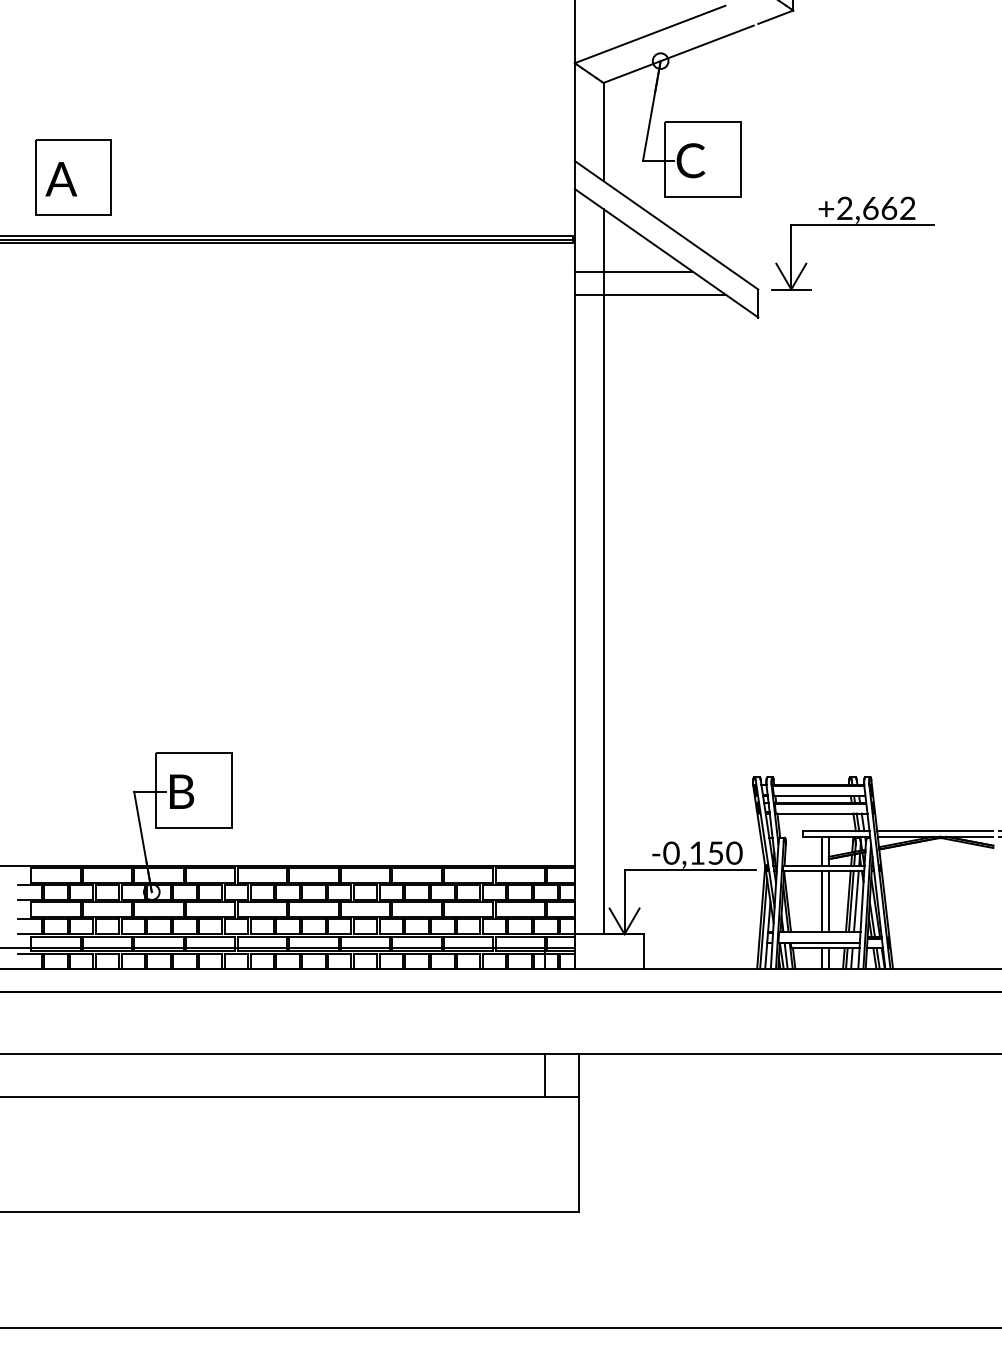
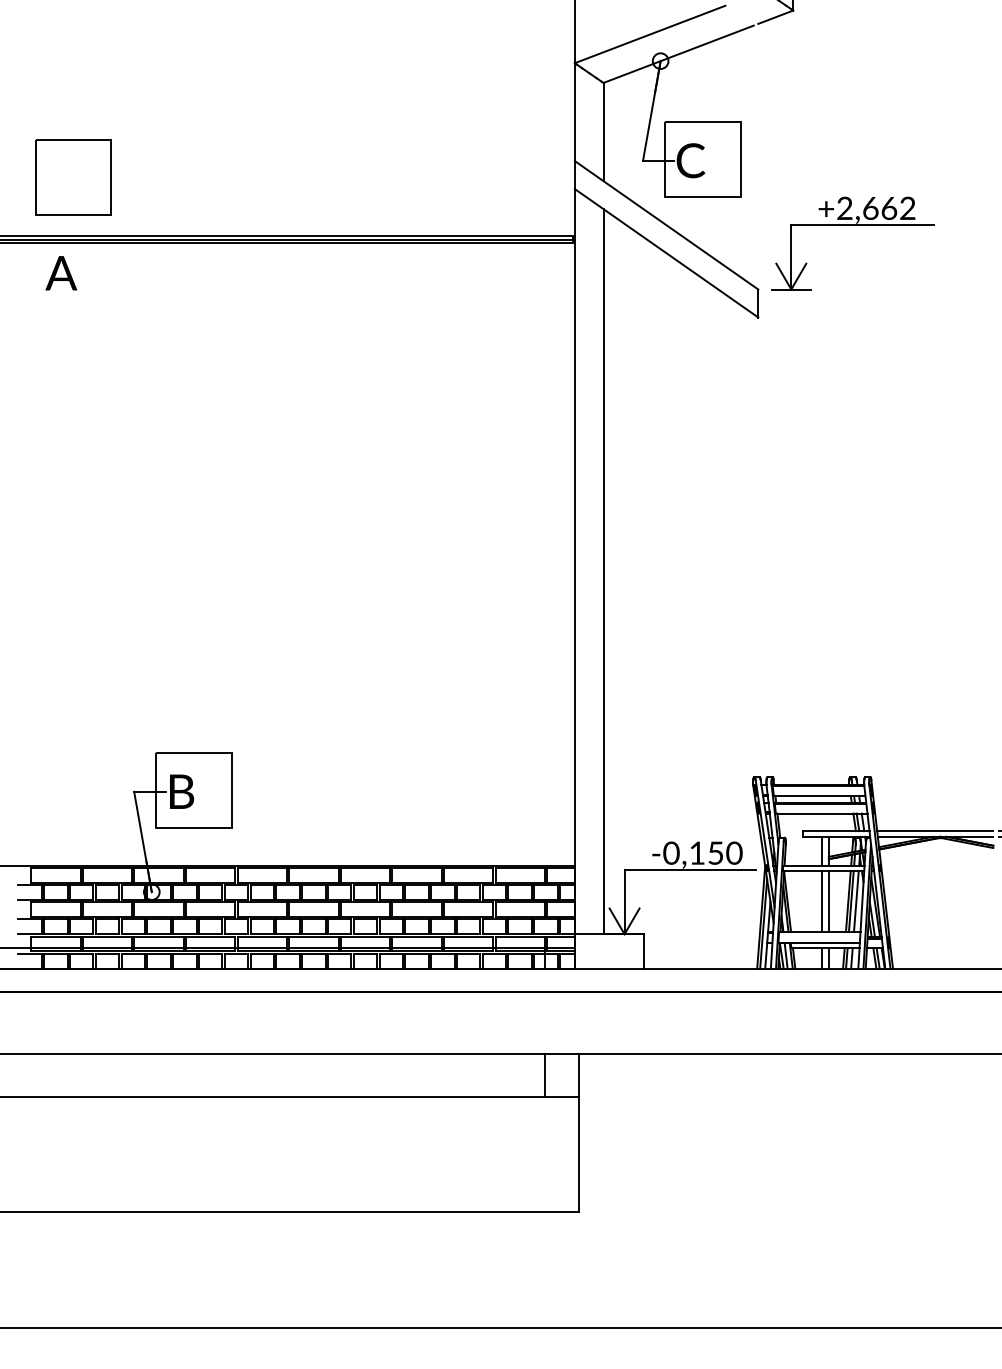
text position: (61, 179) -> (61, 273) (61, 273)
line: present -> none (633, 271)
line: present -> none (649, 294)
